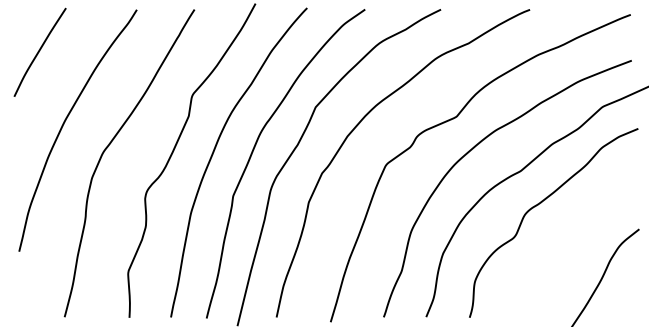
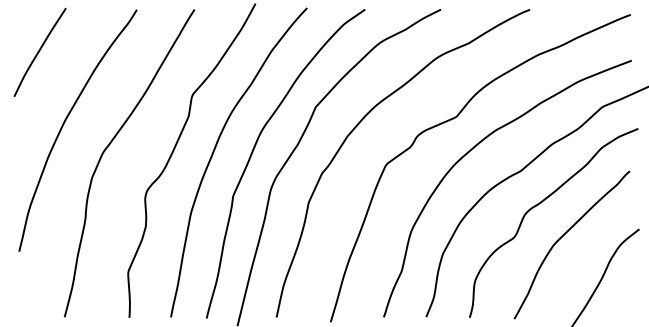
curve: none -> present (563, 236)
